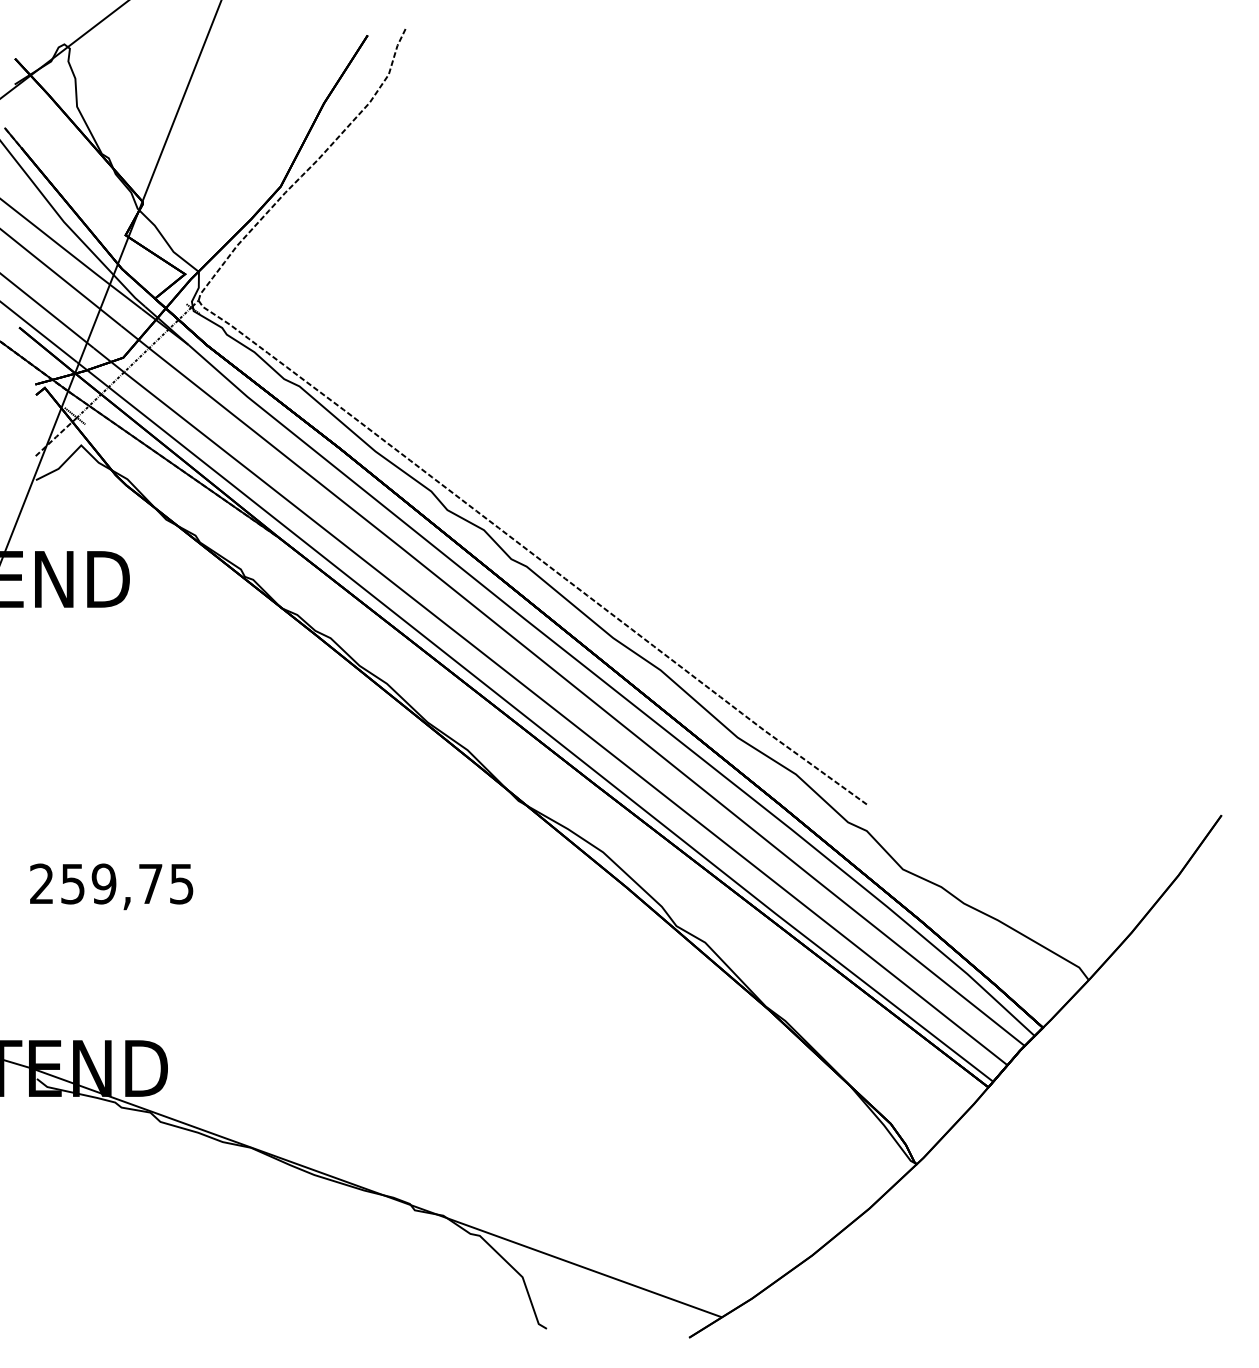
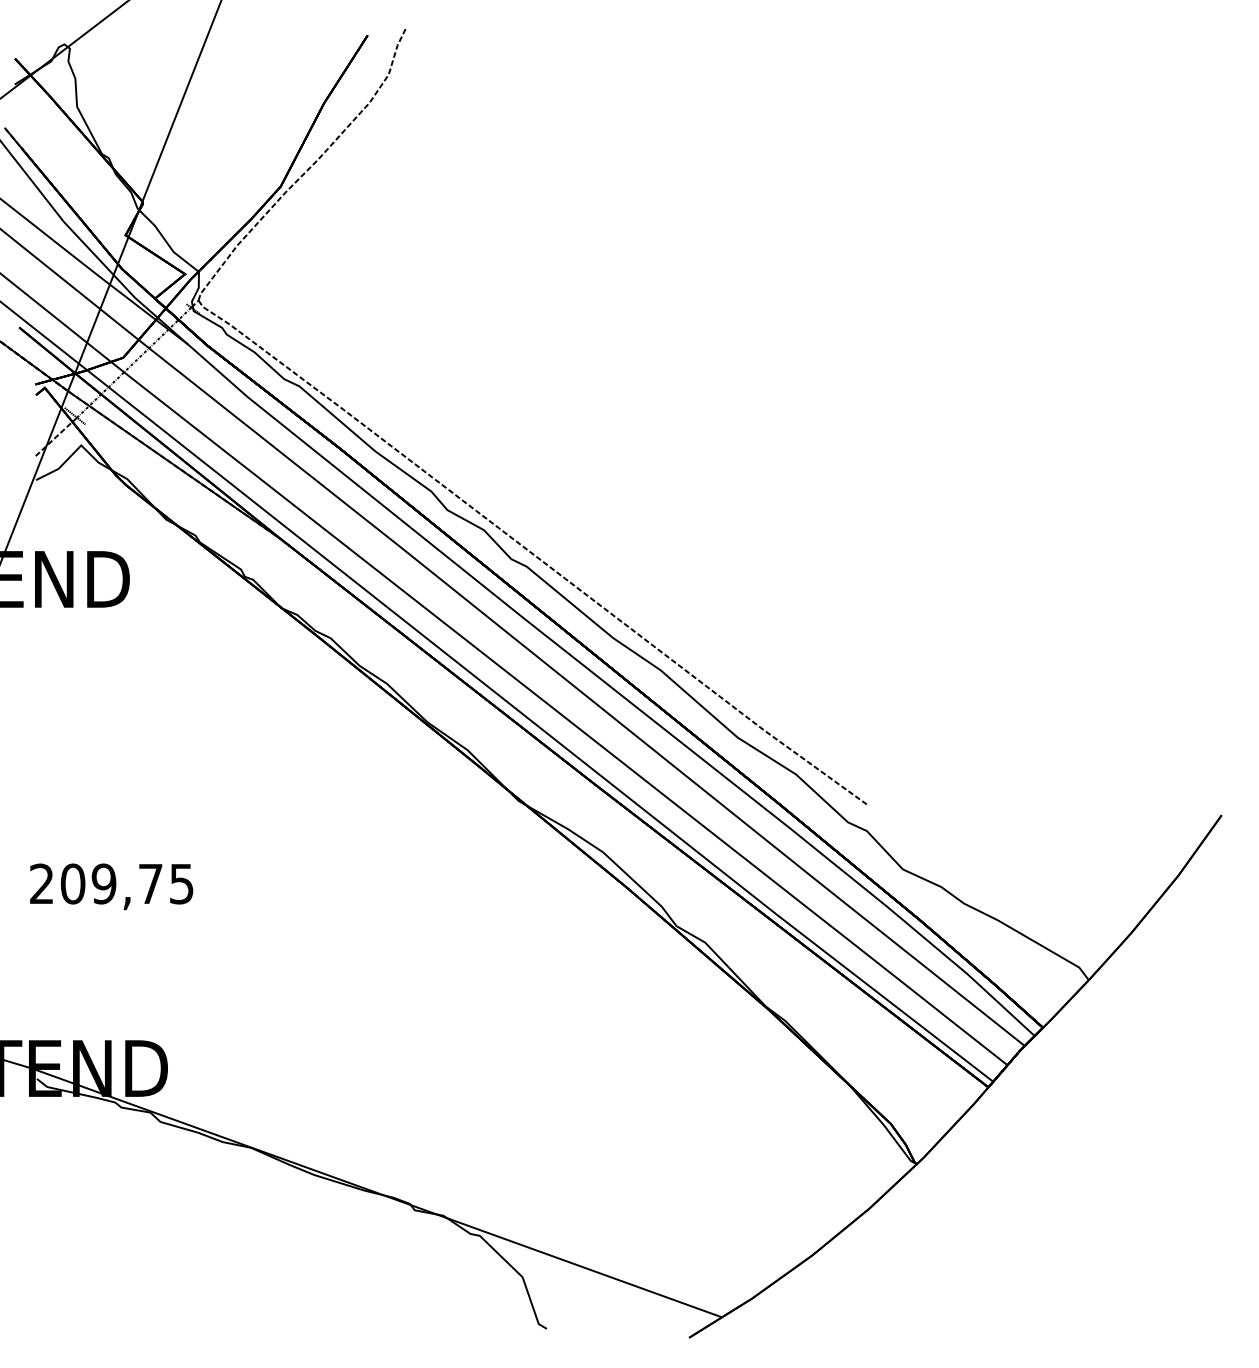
text: 259,75 -> 209,75 (72, 883)
